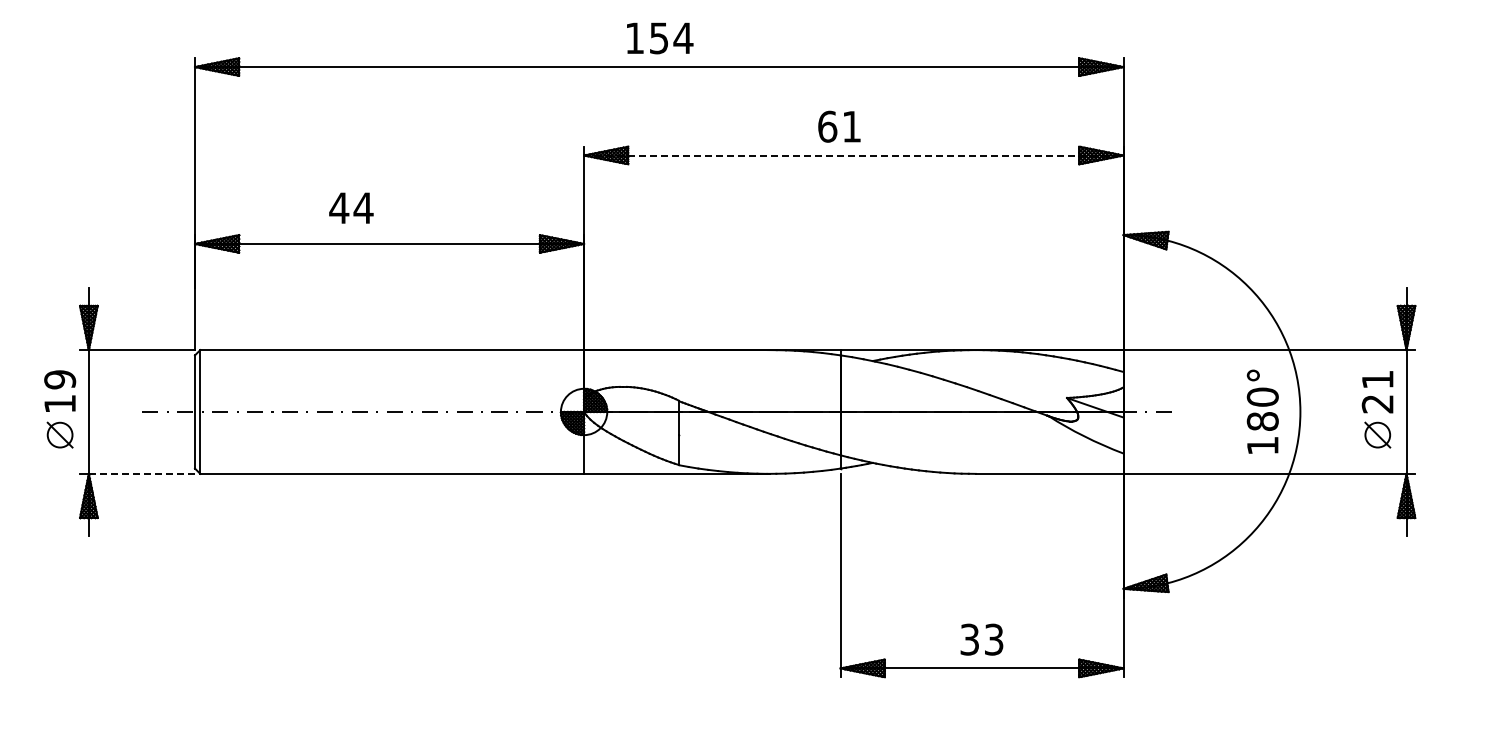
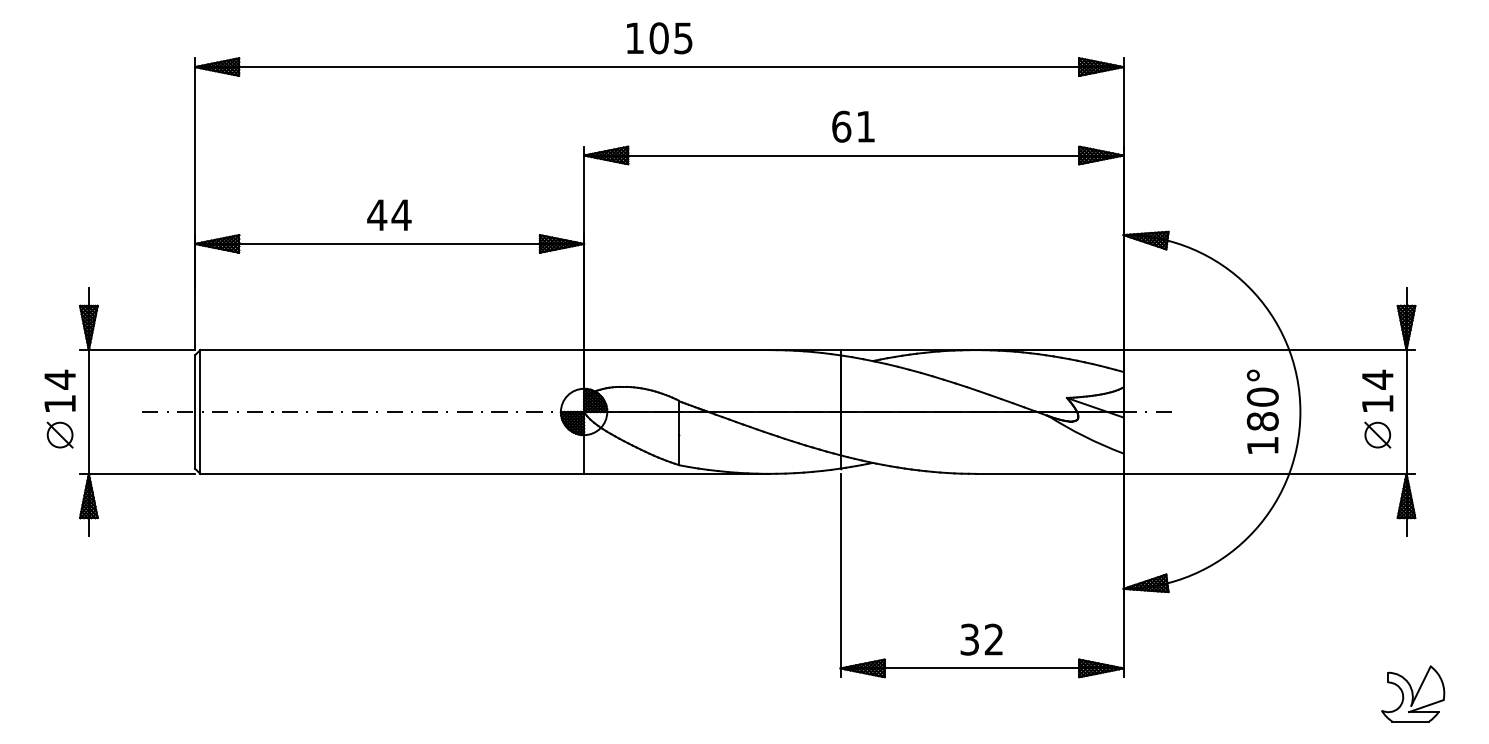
text: 154 -> 105 (671, 38)
text position: (839, 126) -> (853, 126) (853, 126)
line: dashed -> solid (853, 155)
text position: (351, 207) -> (389, 214) (389, 214)
text: 19 -> 14 (60, 379)
text: 21 -> 14 (1377, 391)
line: dashed -> solid (141, 473)
text: 33 -> 32 (993, 639)
part: none -> present (1413, 693)
